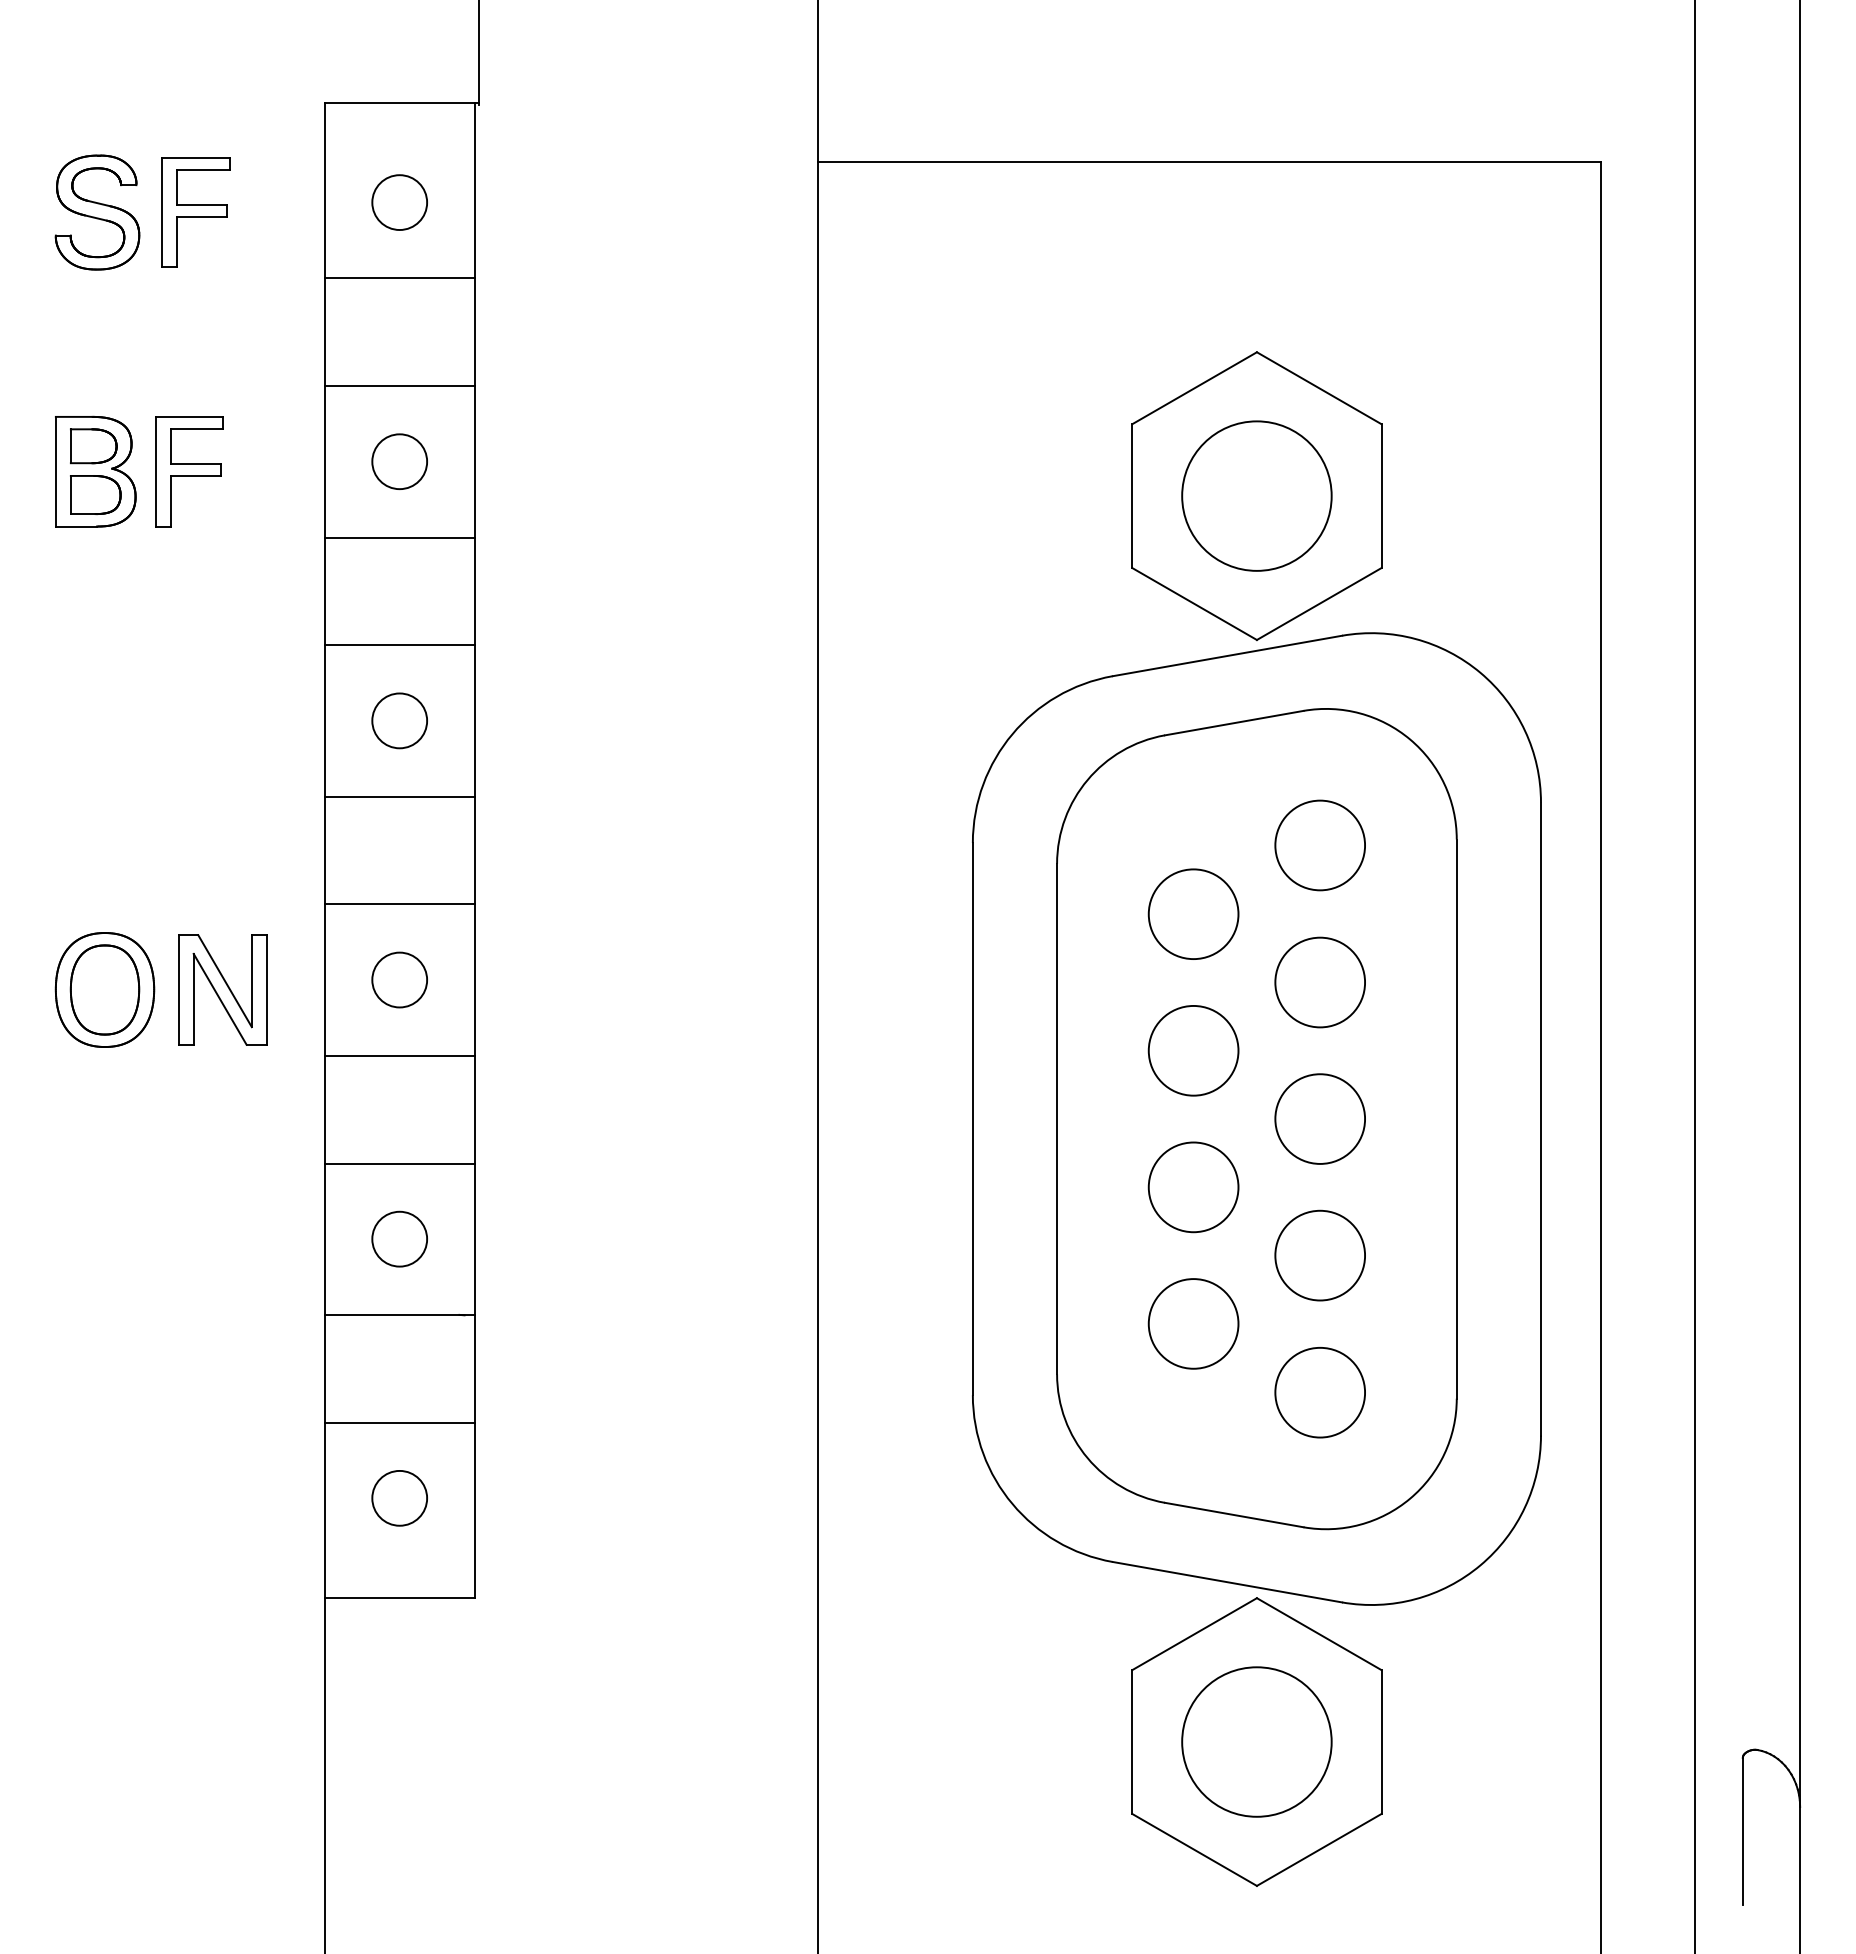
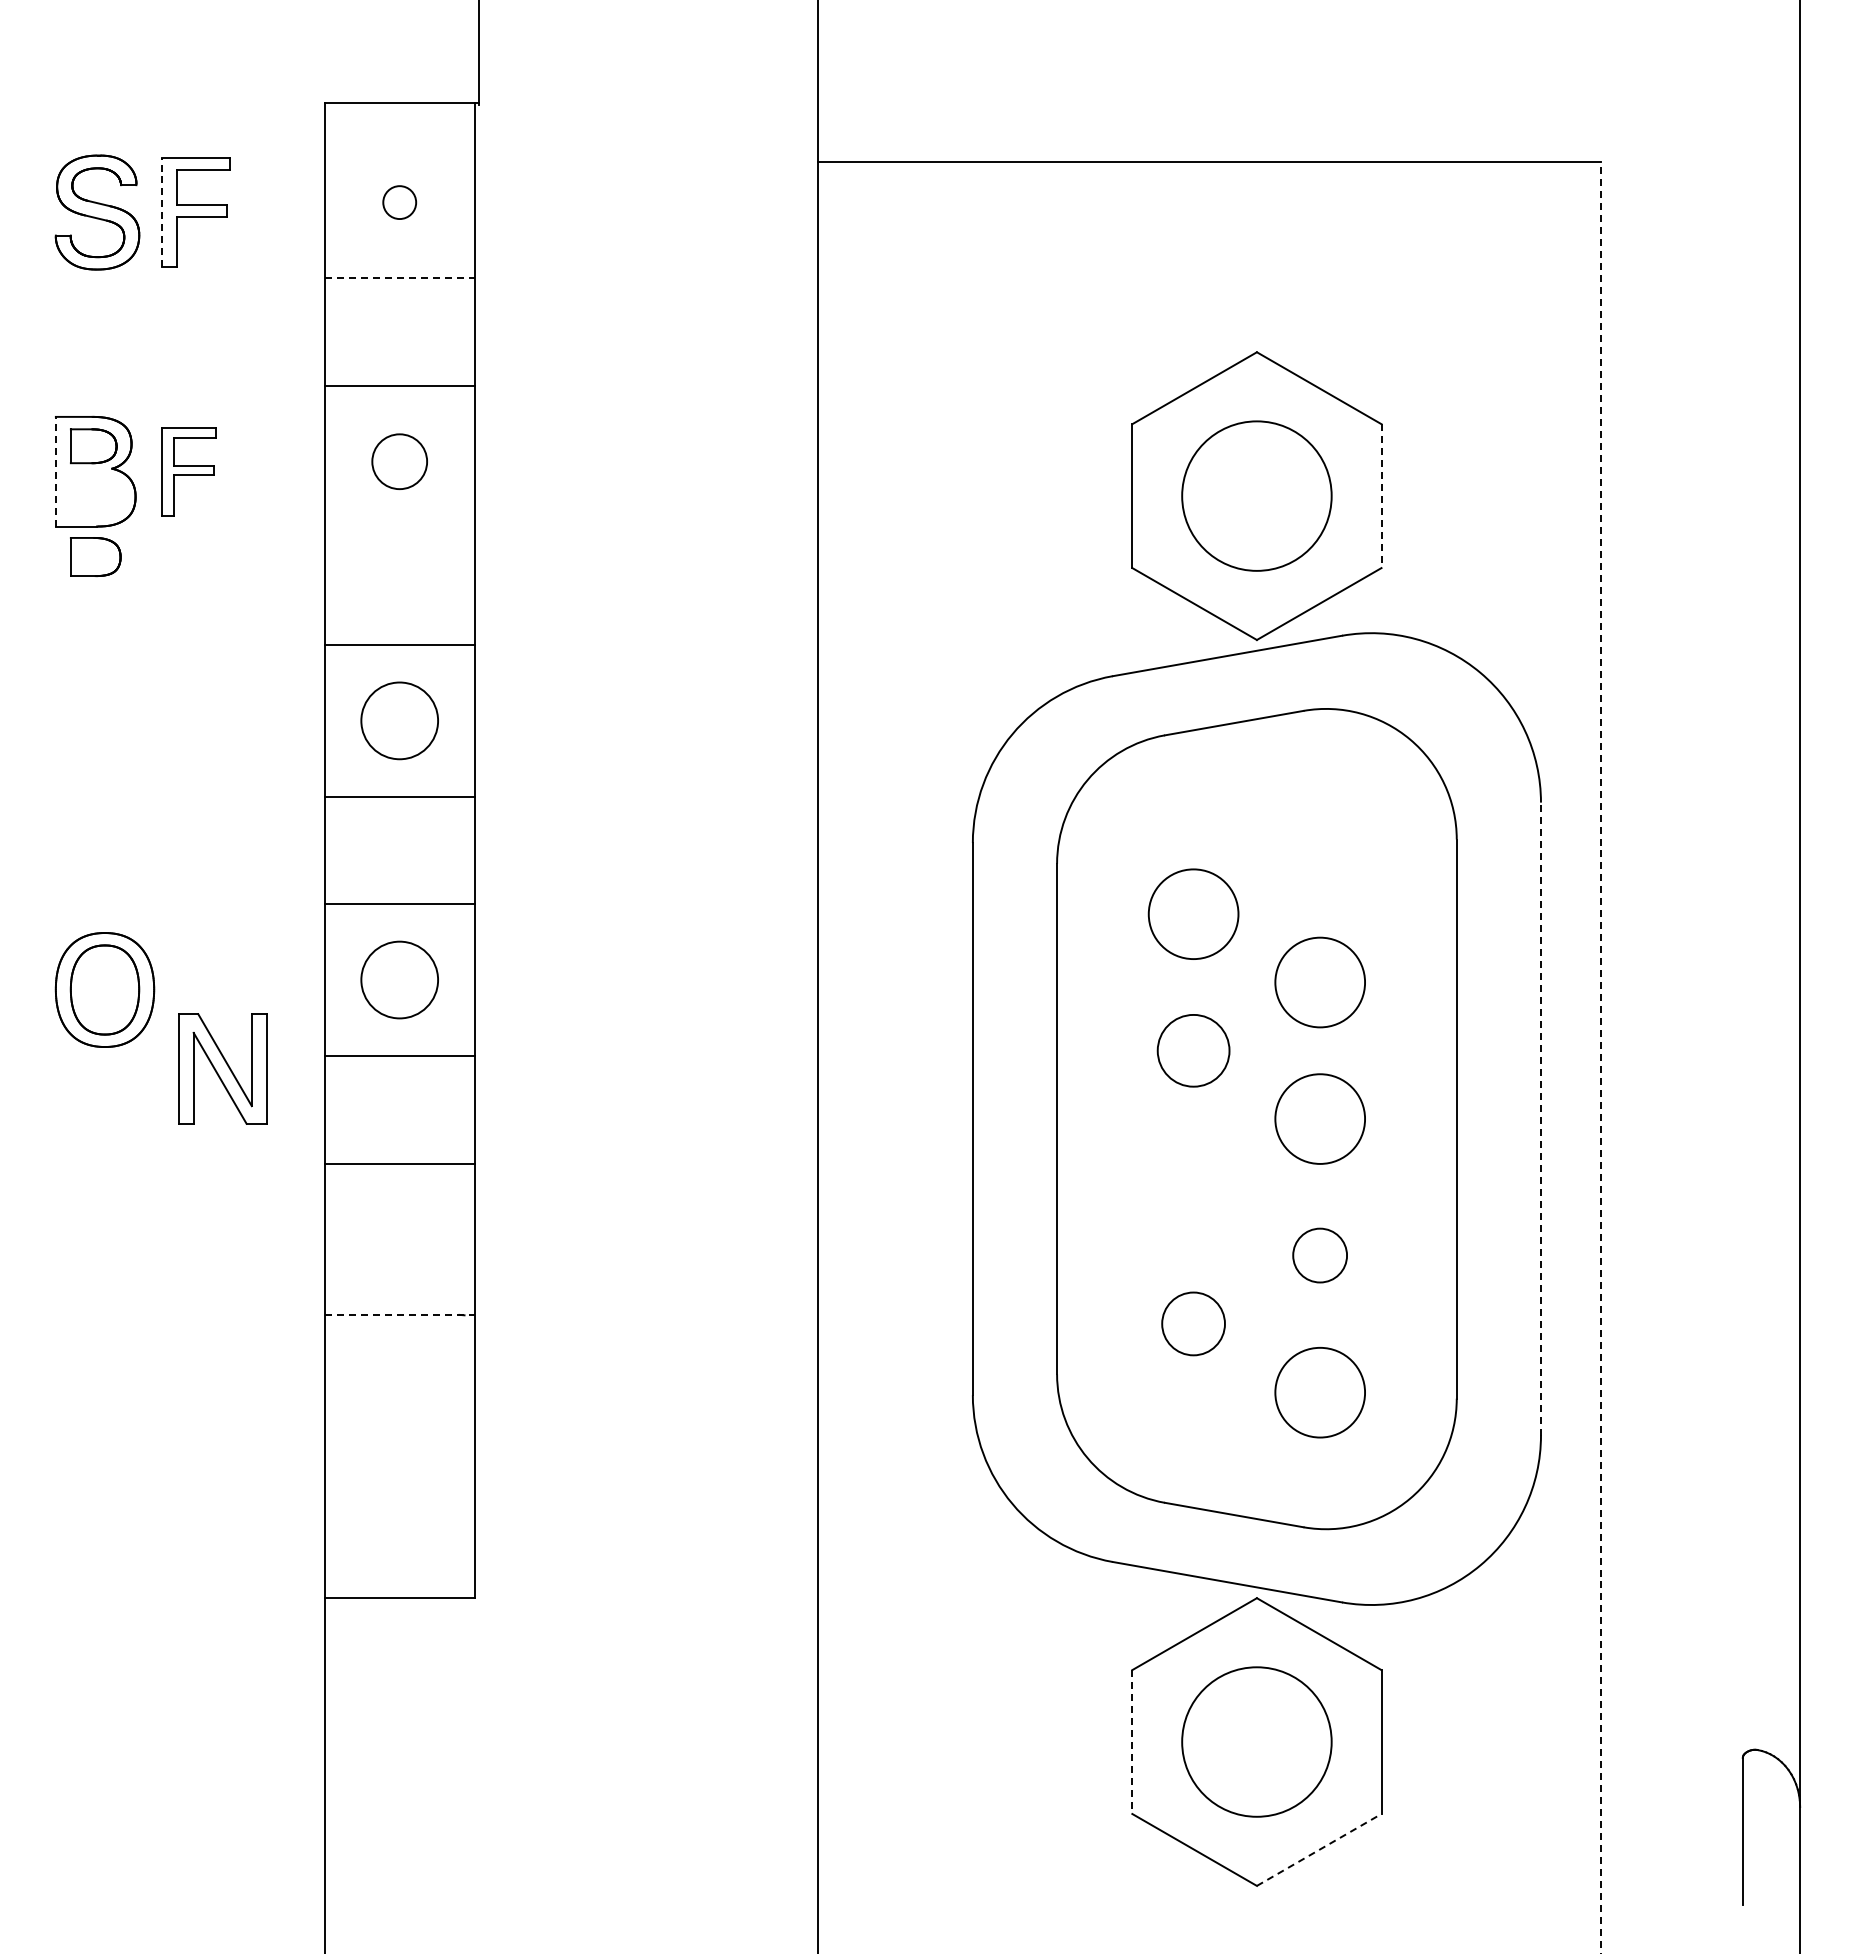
circle diameter: 55 px -> 33 px (399, 202)
line: solid -> dashed (162, 212)
line: solid -> dashed (399, 278)
line: solid -> dashed (55, 471)
part size: 69x112 px -> 56x90 px (188, 471)
part position: (95, 494) -> (95, 556) (95, 556)
line: solid -> dashed (1381, 496)
line: present -> none (399, 537)
circle diameter: 55 px -> 77 px (399, 720)
circle: present -> none (1319, 845)
line: present -> none (1695, 976)
circle diameter: 55 px -> 77 px (399, 979)
part position: (222, 989) -> (222, 1068) (222, 1068)
circle diameter: 90 px -> 72 px (1193, 1050)
line: solid -> dashed (1600, 1058)
line: solid -> dashed (1540, 1118)
circle: present -> none (1193, 1187)
circle: present -> none (399, 1238)
circle size: 92x93 px -> 56x57 px (1319, 1255)
line: solid -> dashed (399, 1314)
circle size: 93x92 px -> 65x66 px (1193, 1323)
line: present -> none (399, 1422)
circle: present -> none (399, 1498)
line: solid -> dashed (1132, 1742)
line: solid -> dashed (1319, 1849)
